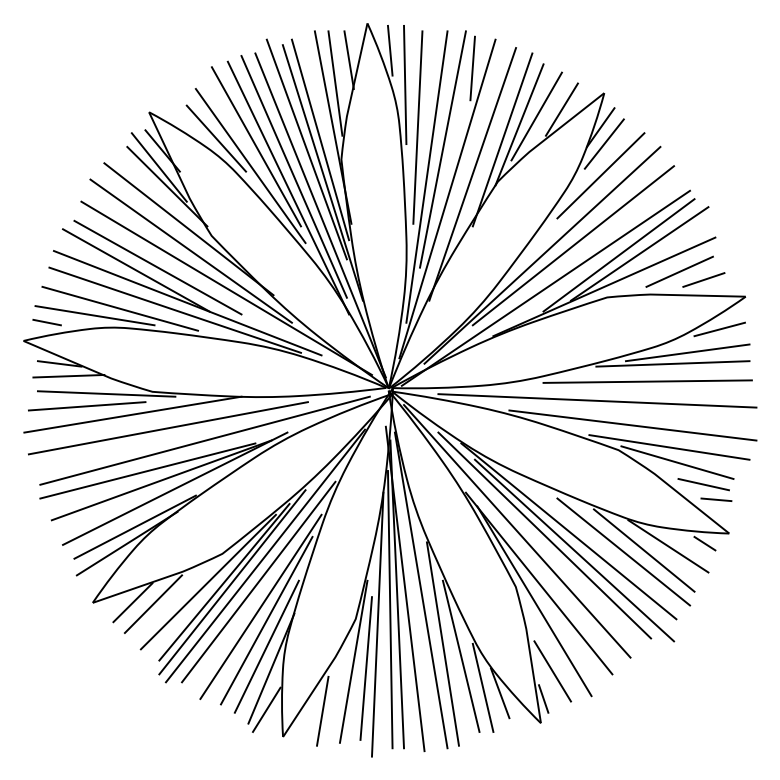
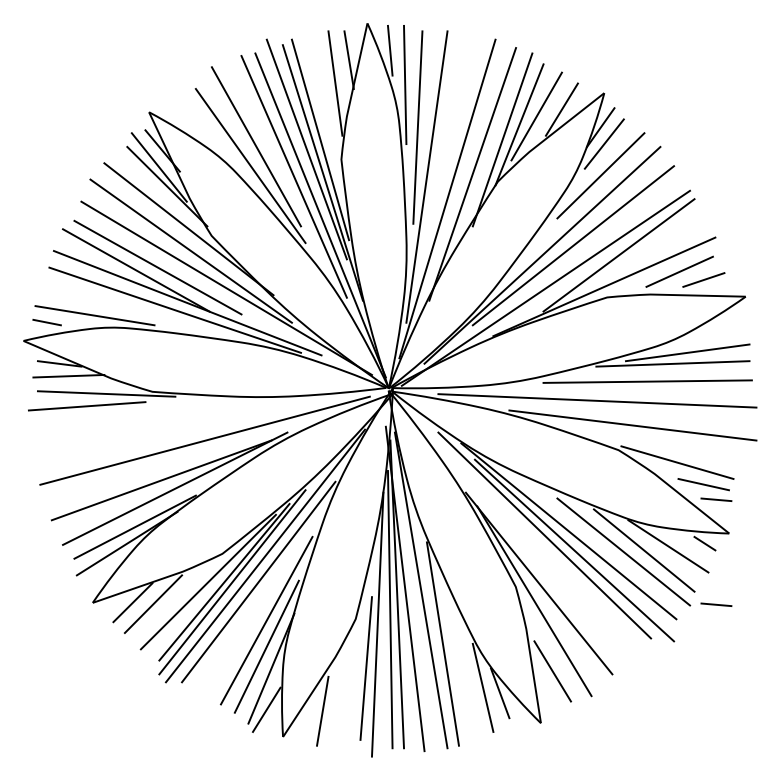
line: present -> none (472, 68)
line: present -> none (332, 127)
line: present -> none (216, 138)
line: present -> none (442, 149)
line: present -> none (288, 187)
line: present -> none (639, 253)
line: present -> none (120, 308)
line: present -> none (719, 329)
line: present -> none (132, 414)
line: present -> none (167, 428)
line: present -> none (669, 447)
line: present -> none (147, 470)
line: present -> none (517, 531)
line: none -> present (716, 604)
line: present -> none (260, 606)
line: present -> none (460, 655)
line: present -> none (353, 661)
line: present -> none (543, 698)
